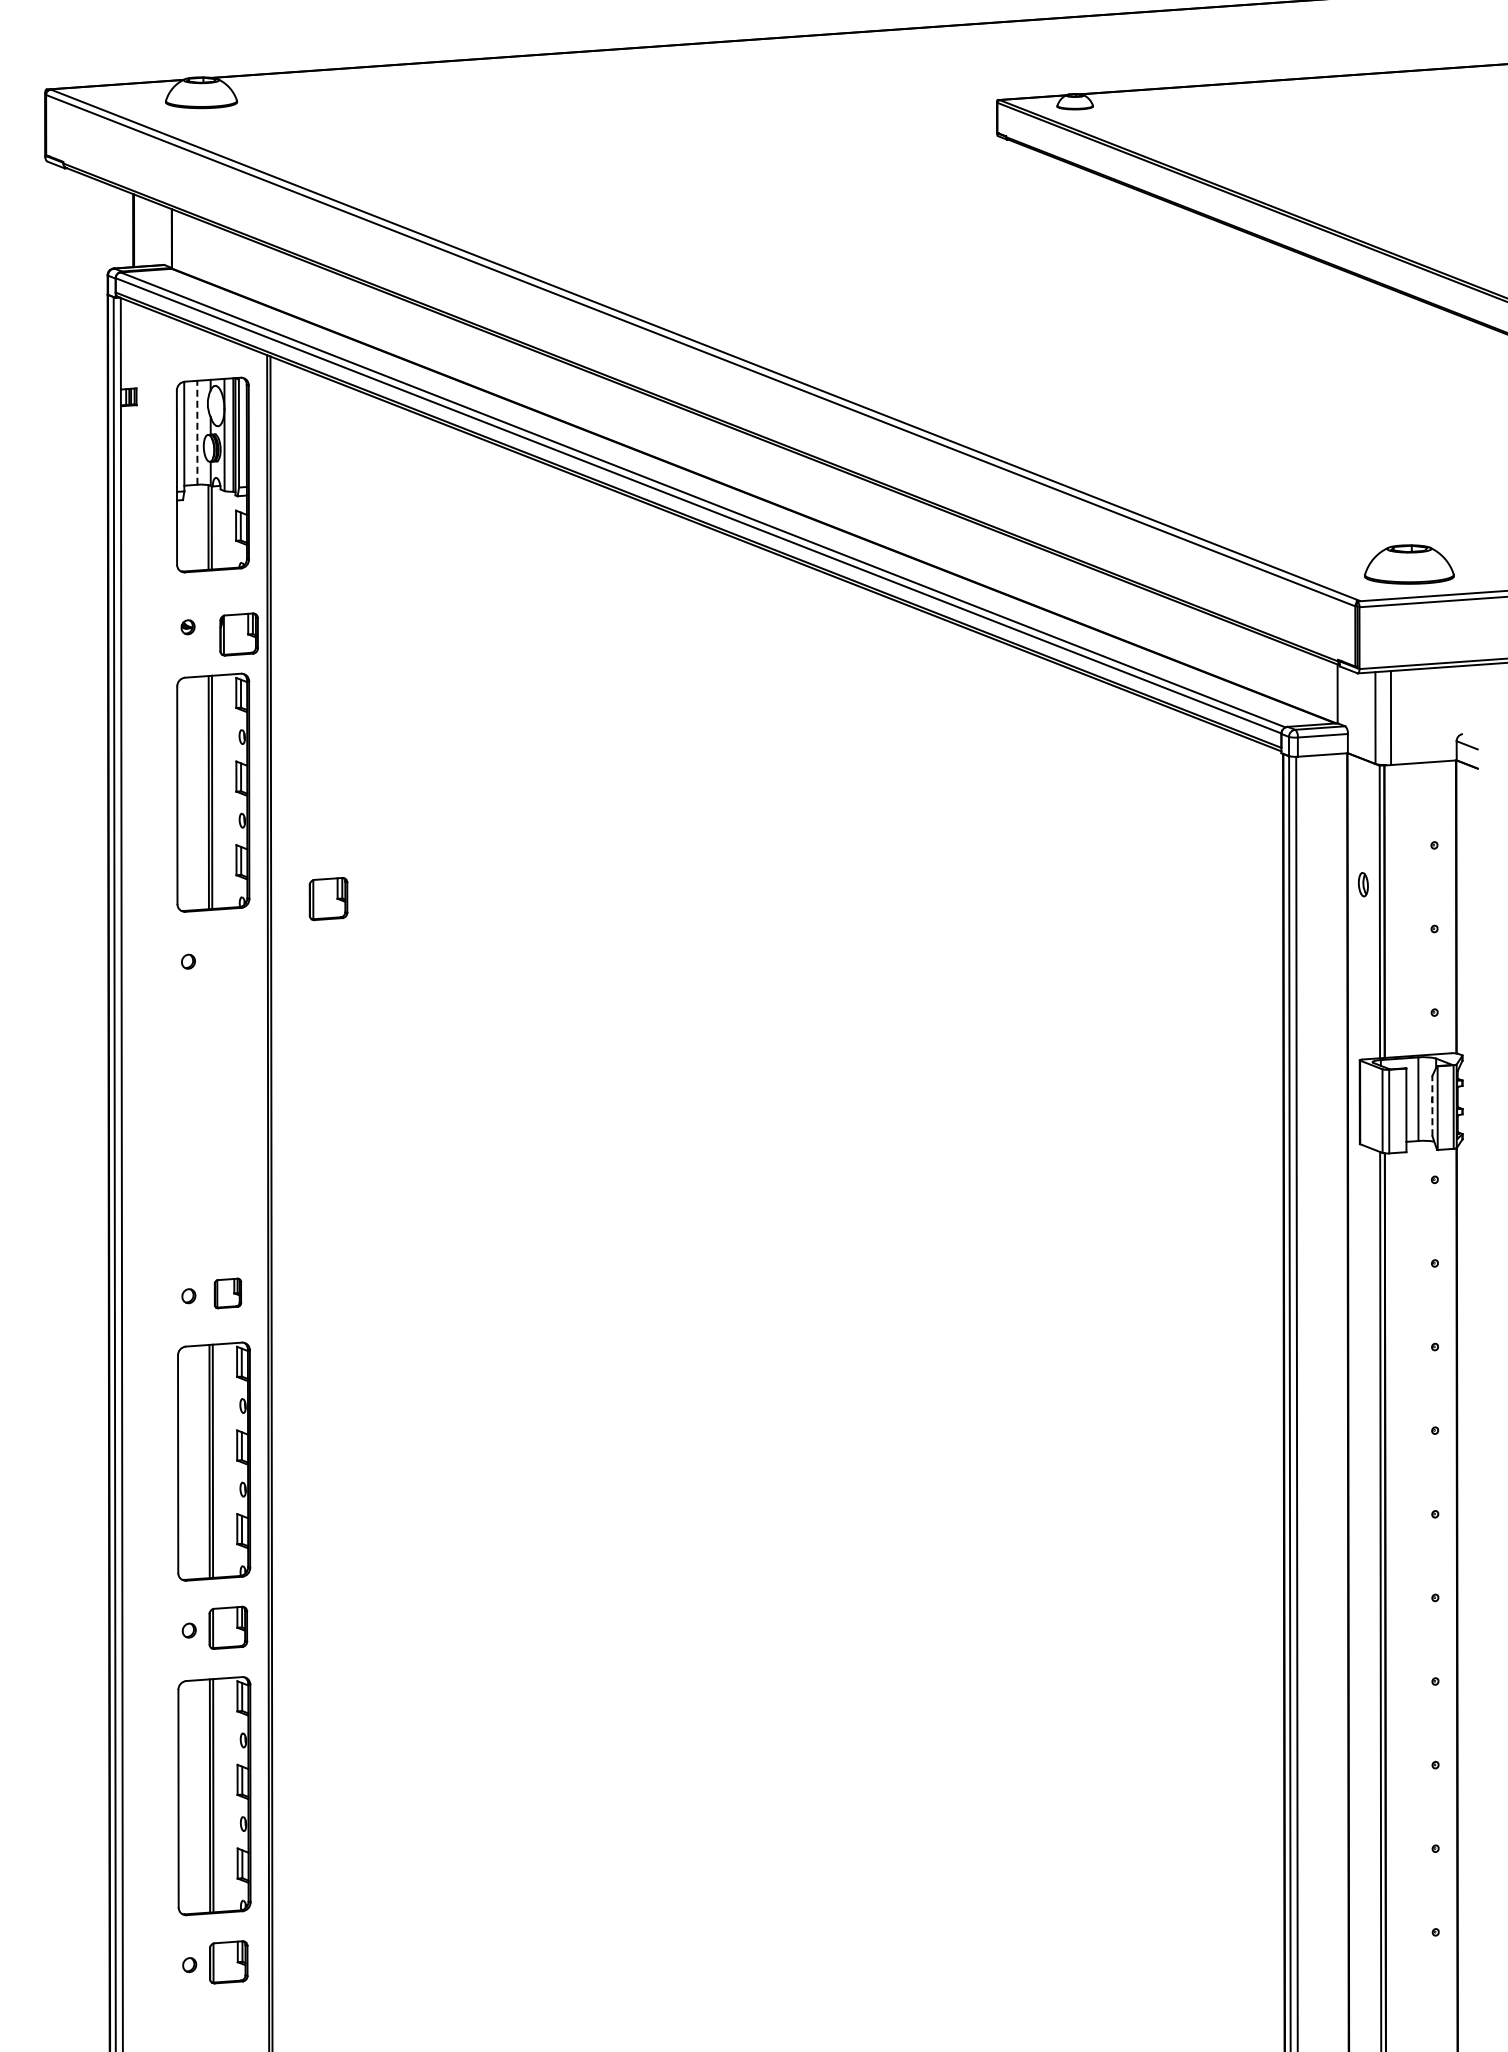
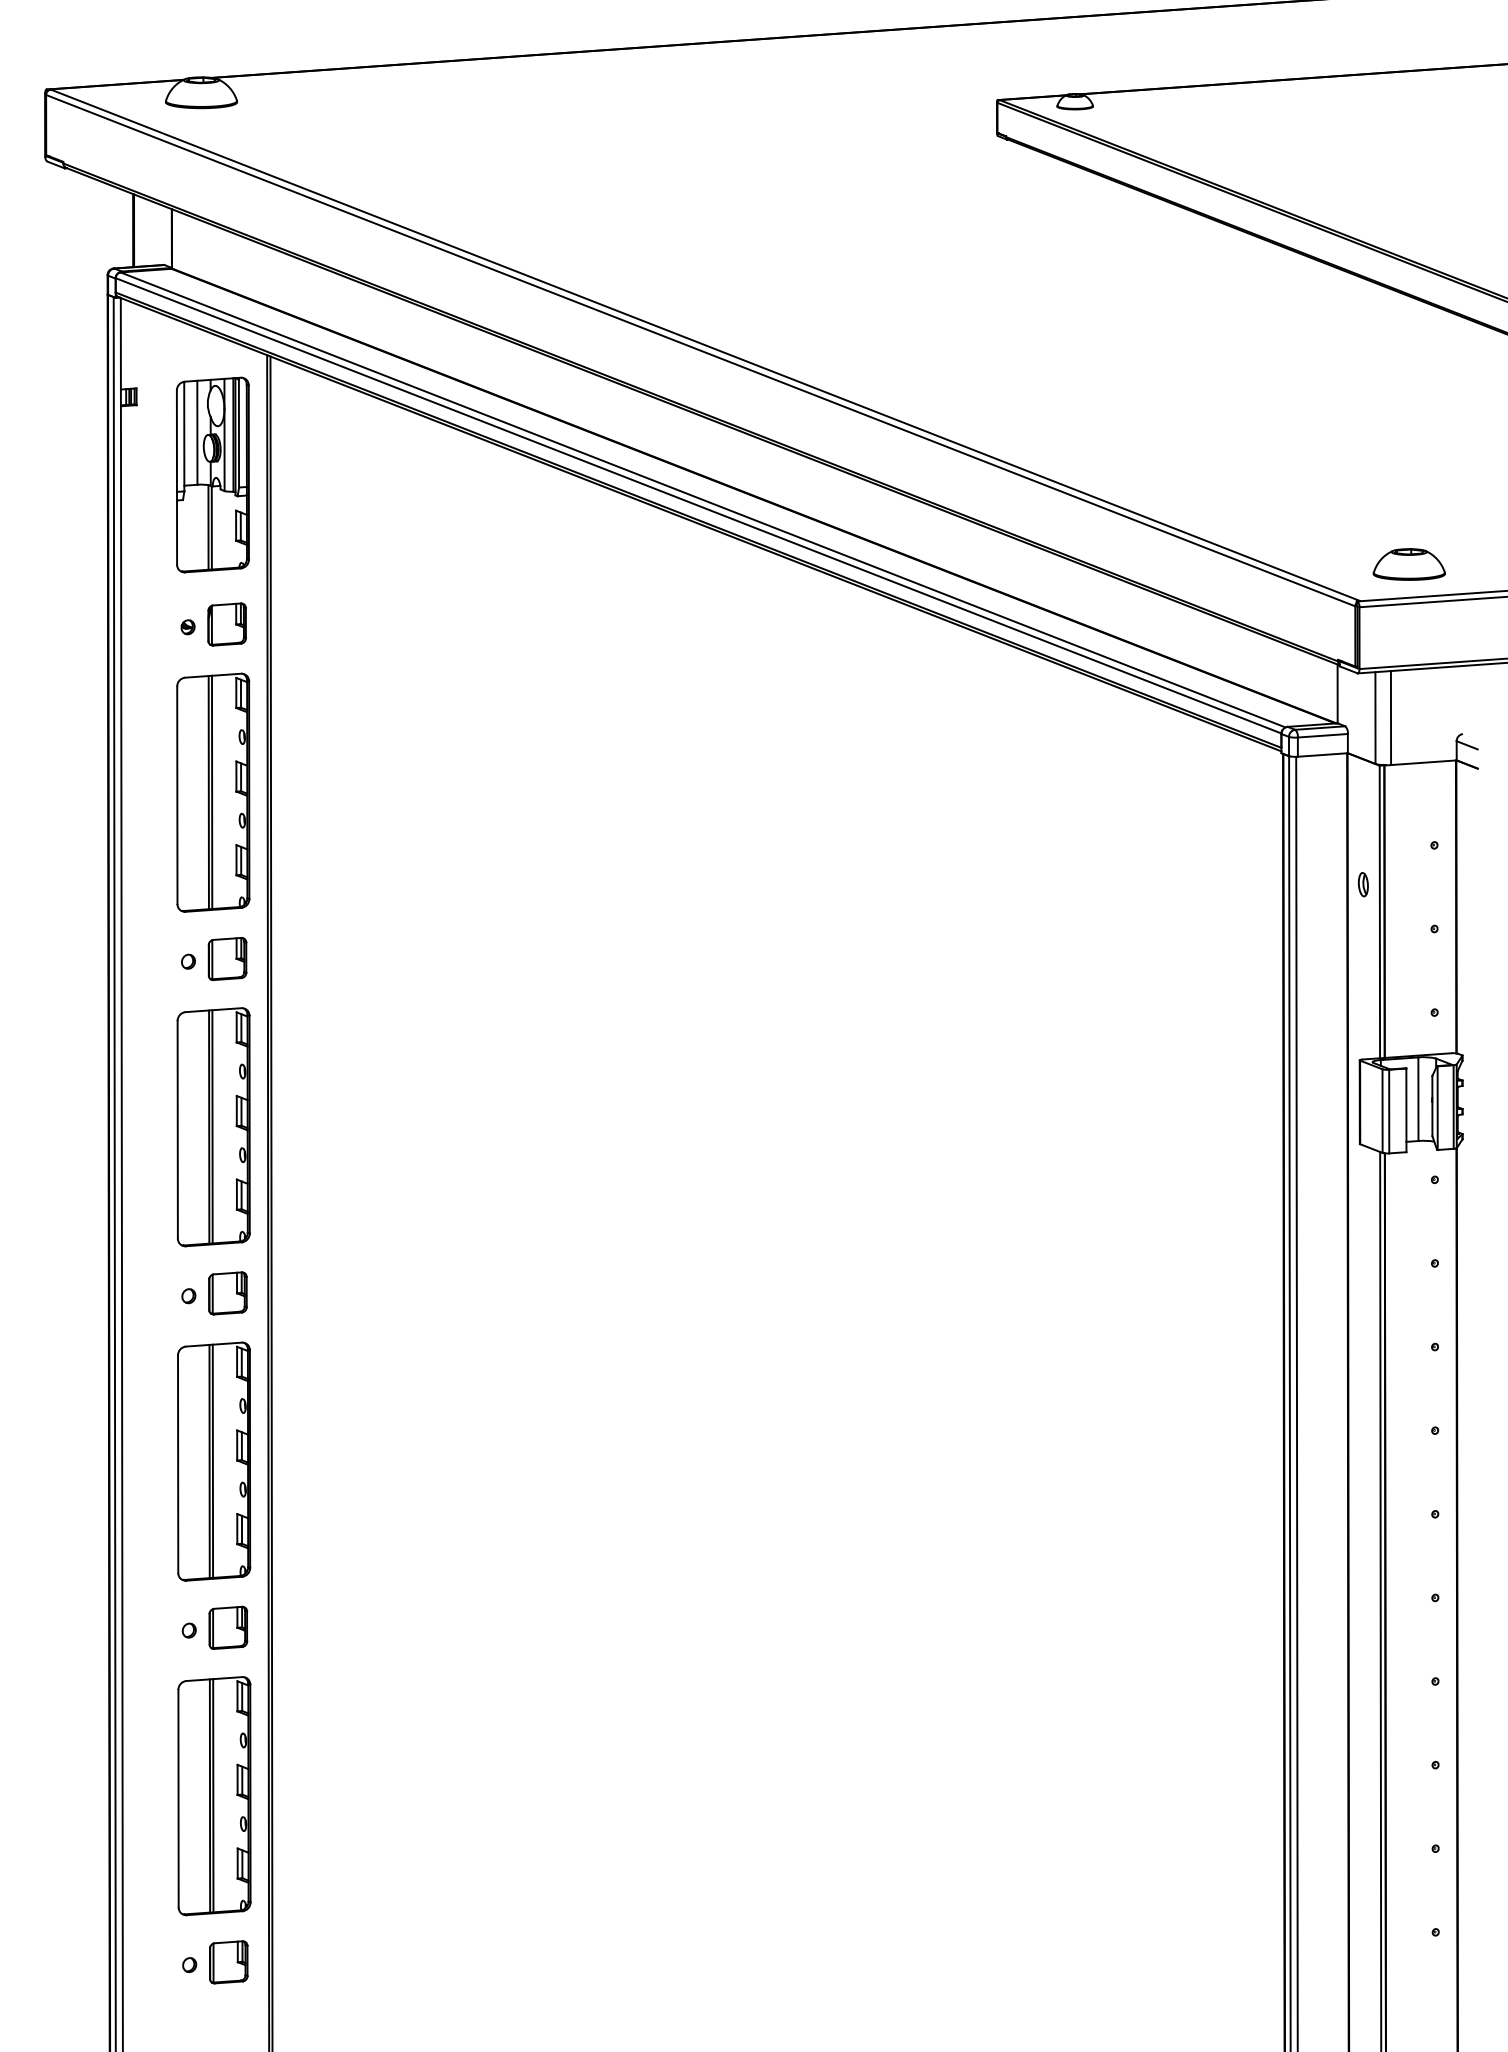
line: dashed -> solid (197, 432)
part size: 91x41 px -> 74x33 px (1408, 564)
part position: (238, 634) -> (226, 624) (226, 624)
part position: (328, 899) -> (227, 959) (227, 959)
line: dashed -> solid (1432, 1105)
part: none -> present (213, 1127)
part size: 30x33 px -> 40x45 px (227, 1293)
